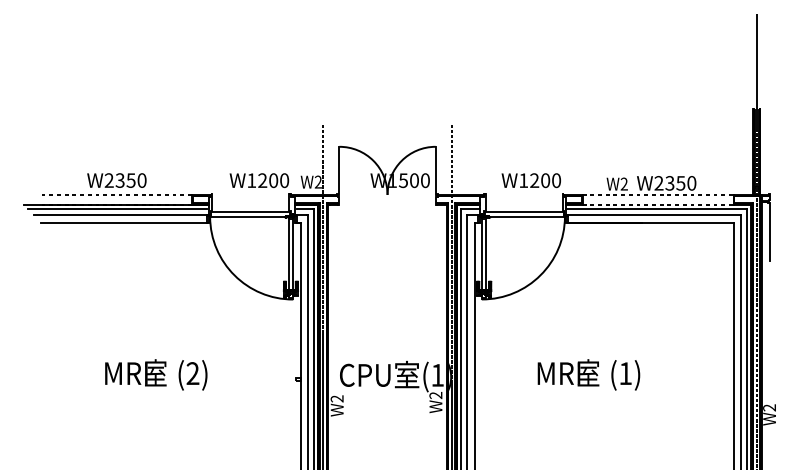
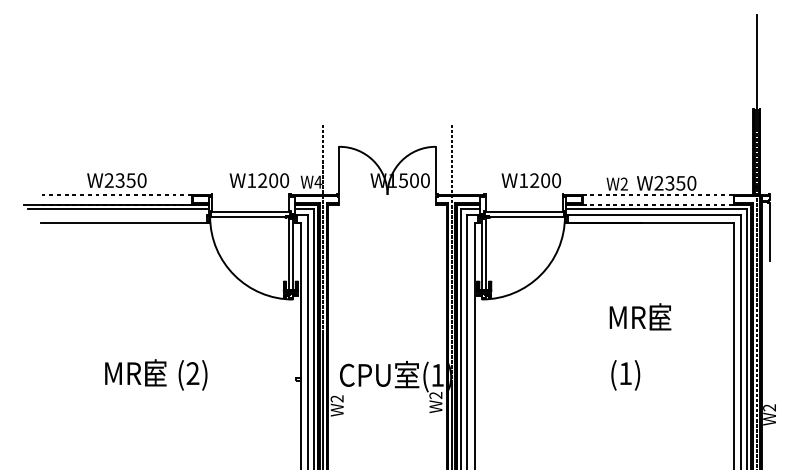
text: W2 -> W4 (318, 181)
line: present -> none (120, 215)
text position: (568, 372) -> (640, 316) (640, 316)
